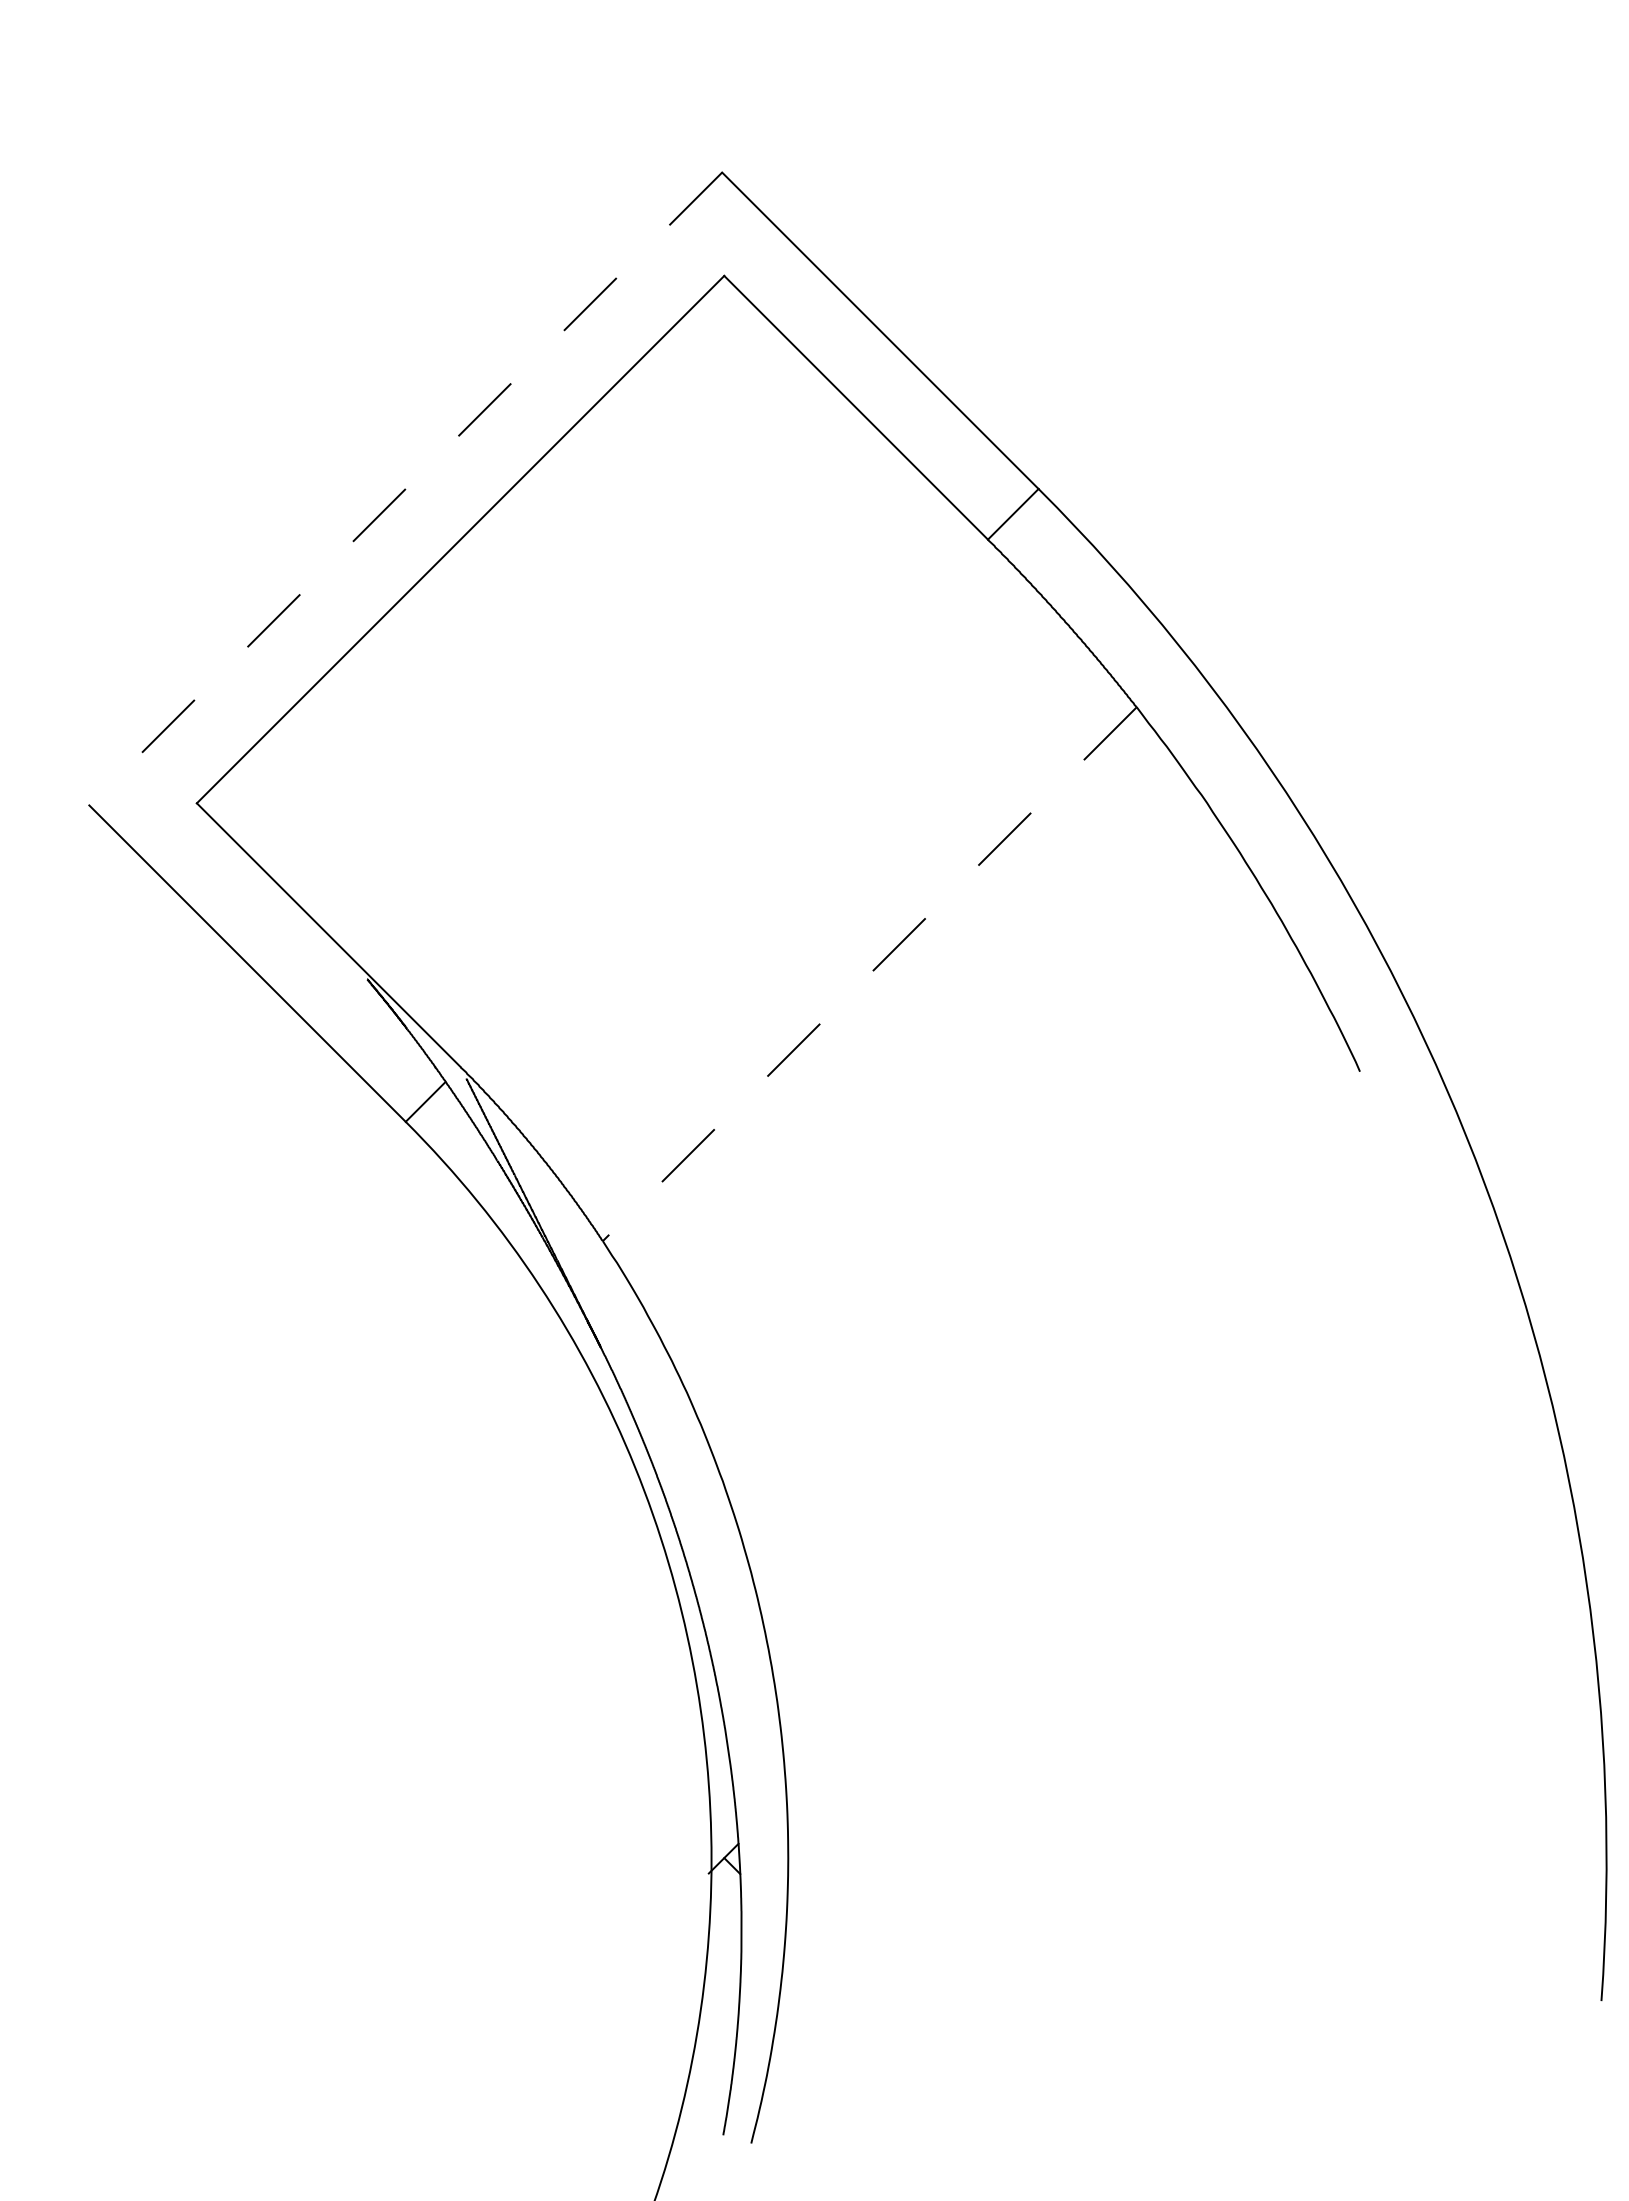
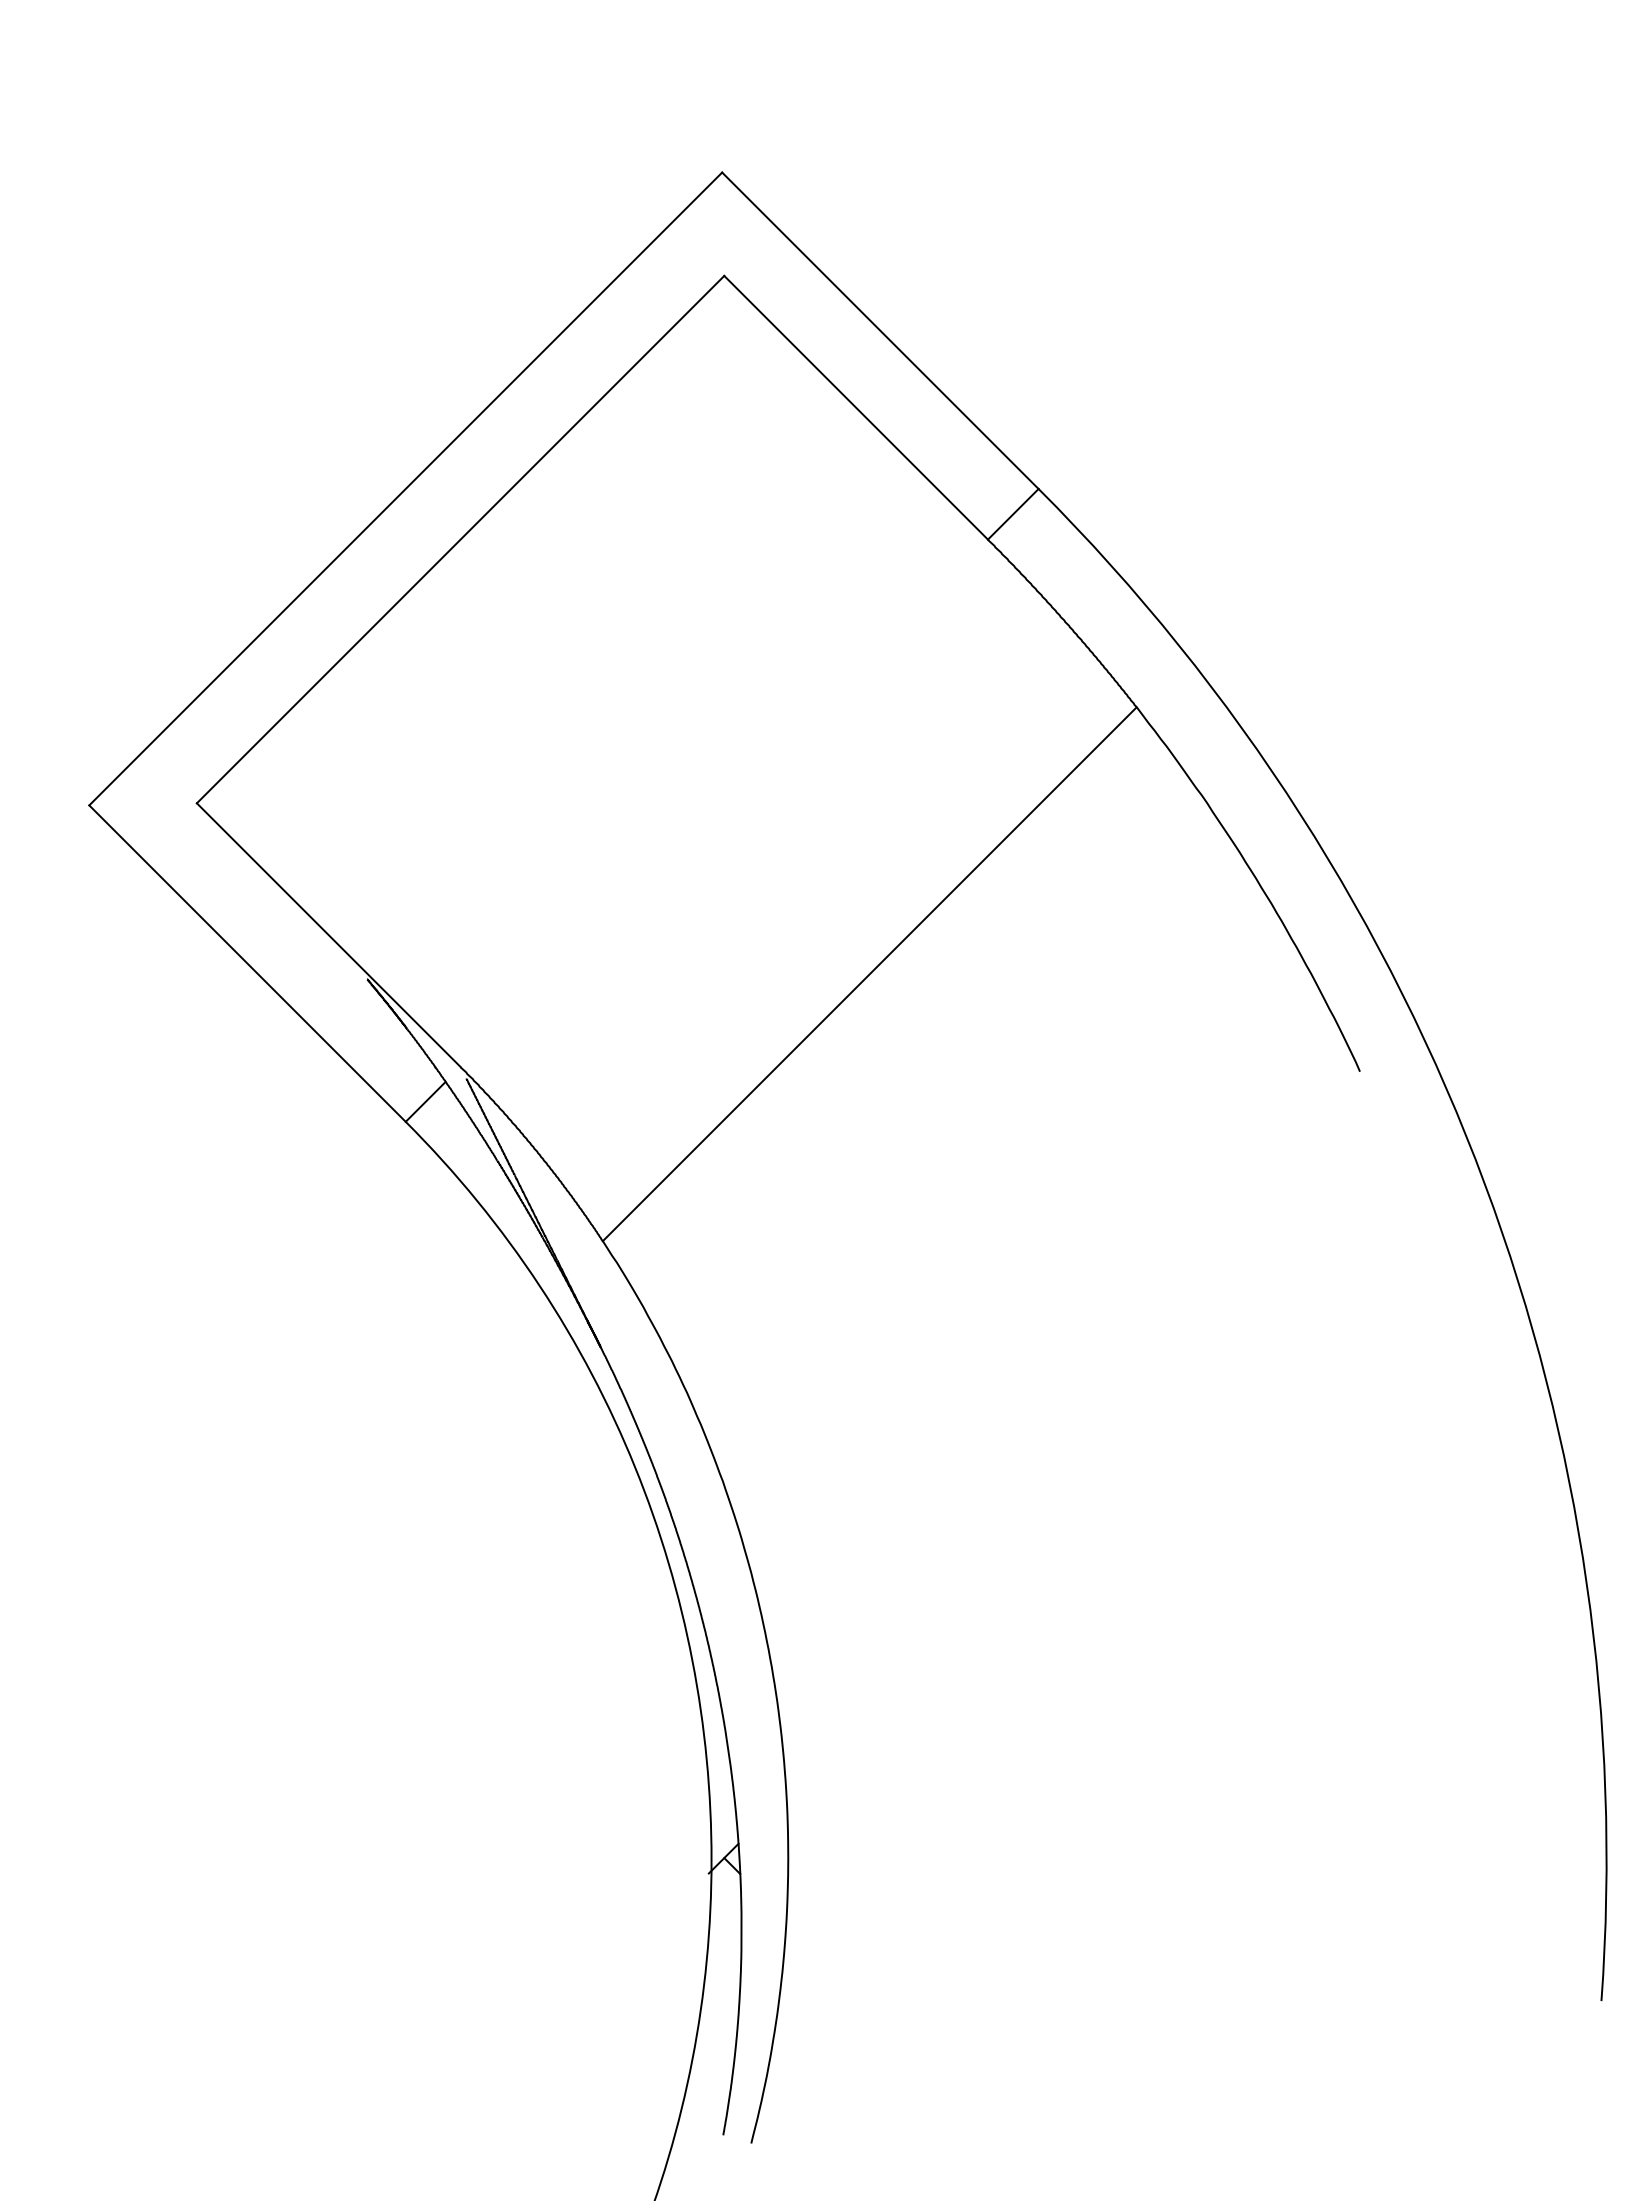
line: dashed -> solid (405, 489)
line: dashed -> solid (869, 974)
